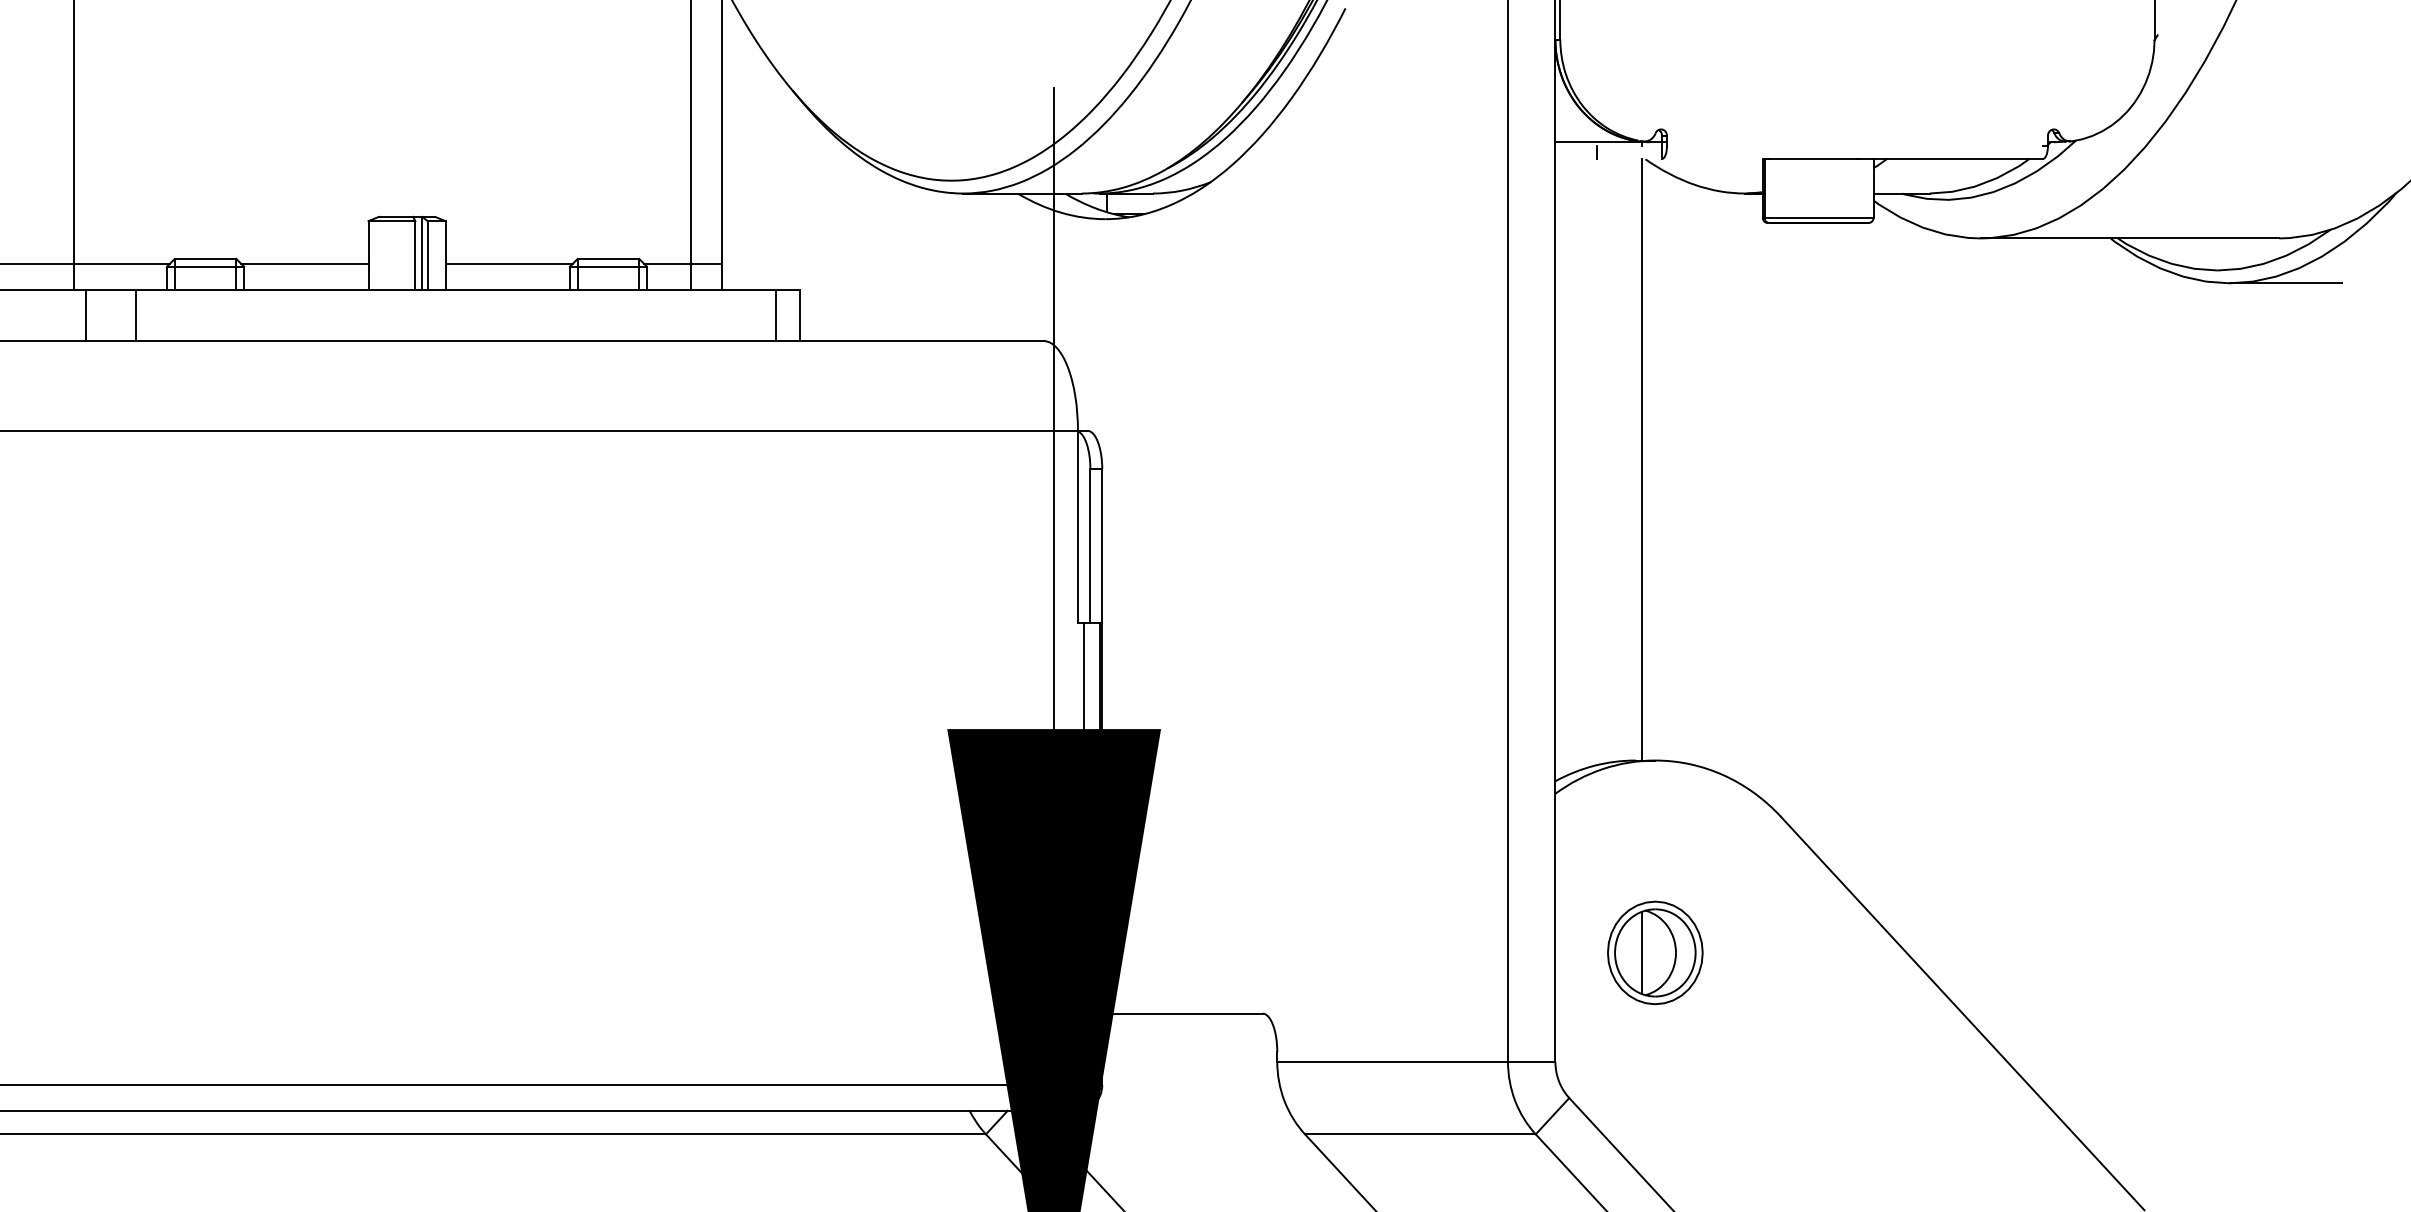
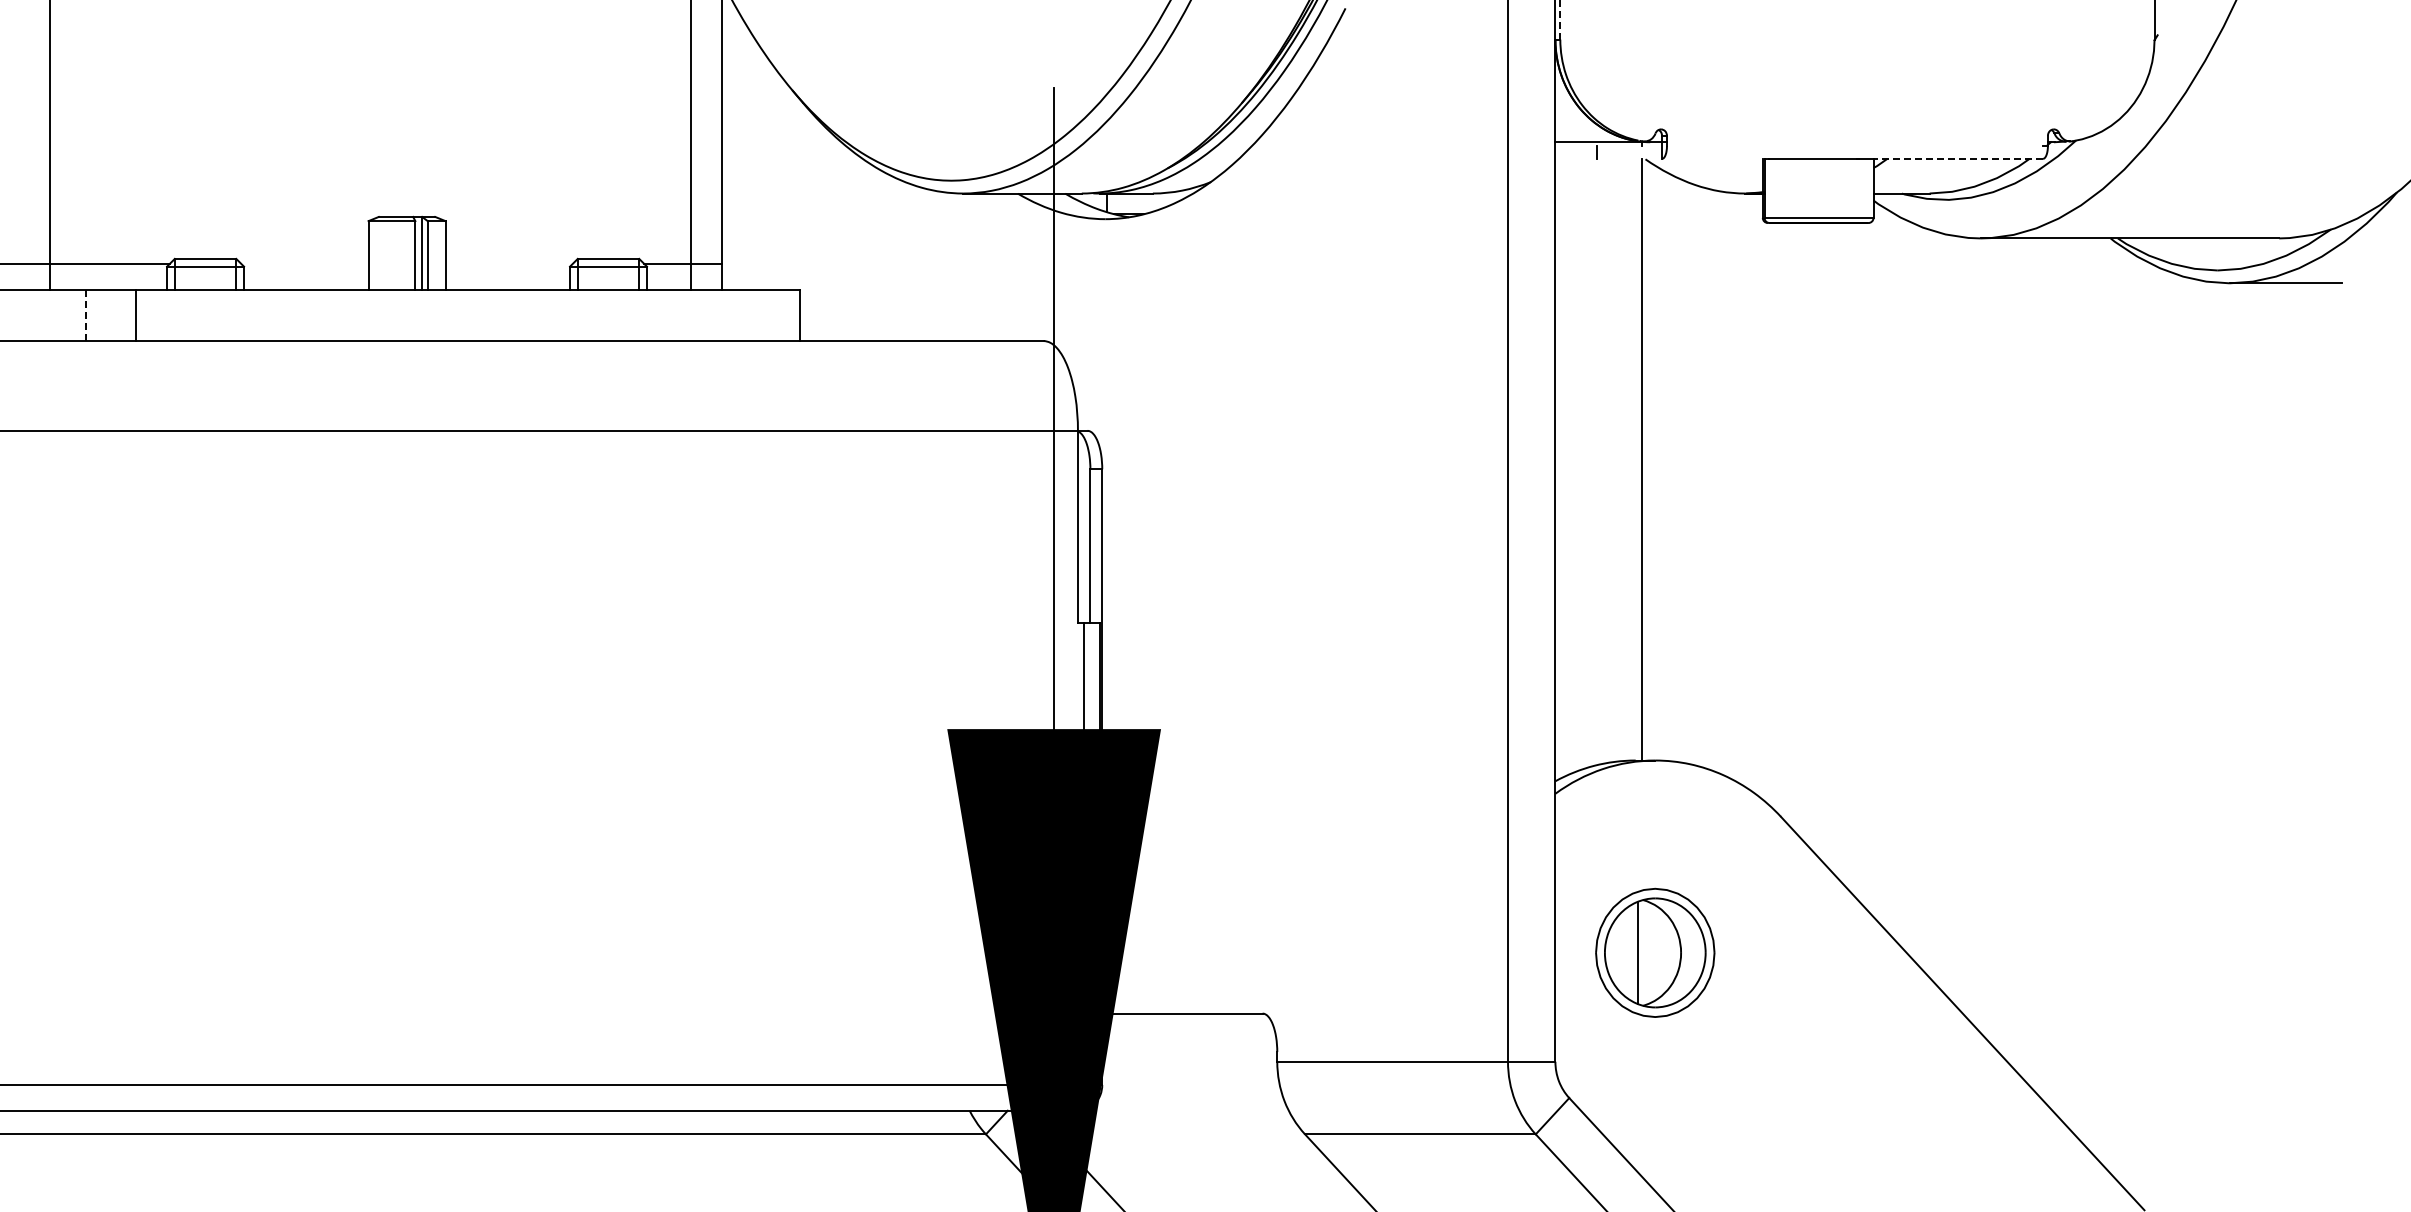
line: solid -> dashed (1560, 19)
line position: (74, 145) -> (50, 145) (50, 145)
line: solid -> dashed (1958, 158)
line: present -> none (304, 264)
line: present -> none (508, 264)
line: solid -> dashed (85, 315)
line: present -> none (776, 315)
part size: 97x106 px -> 121x131 px (1655, 952)
